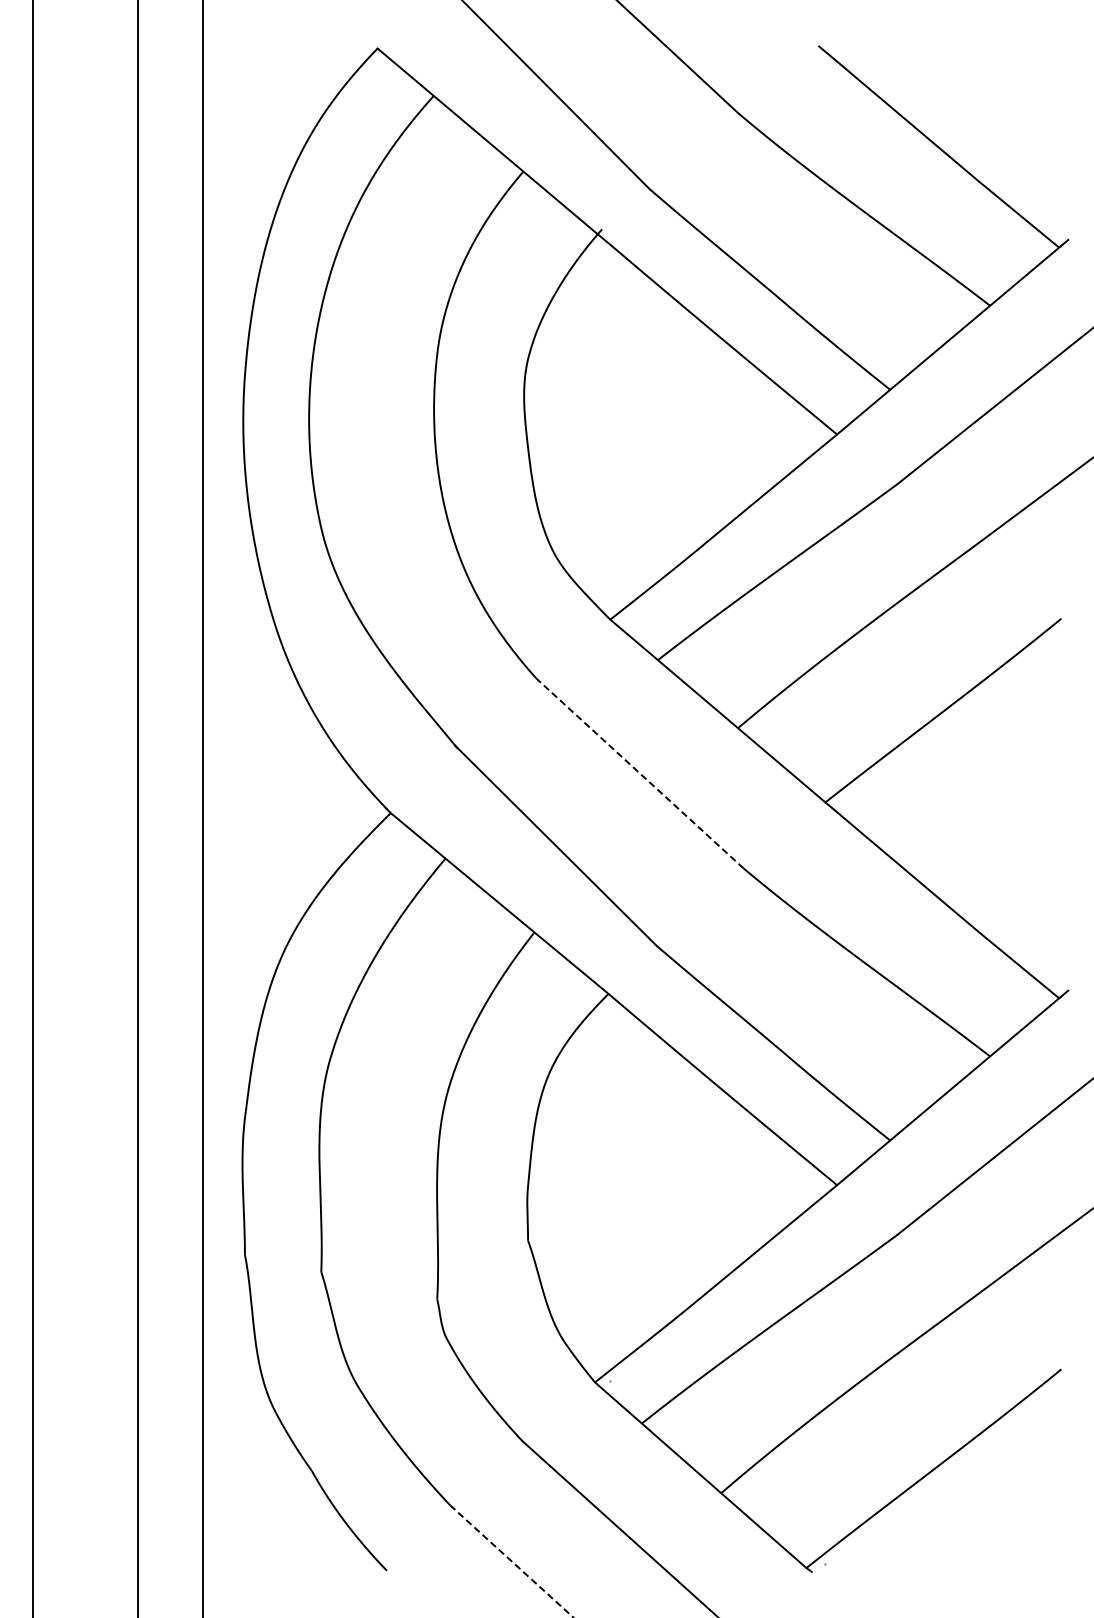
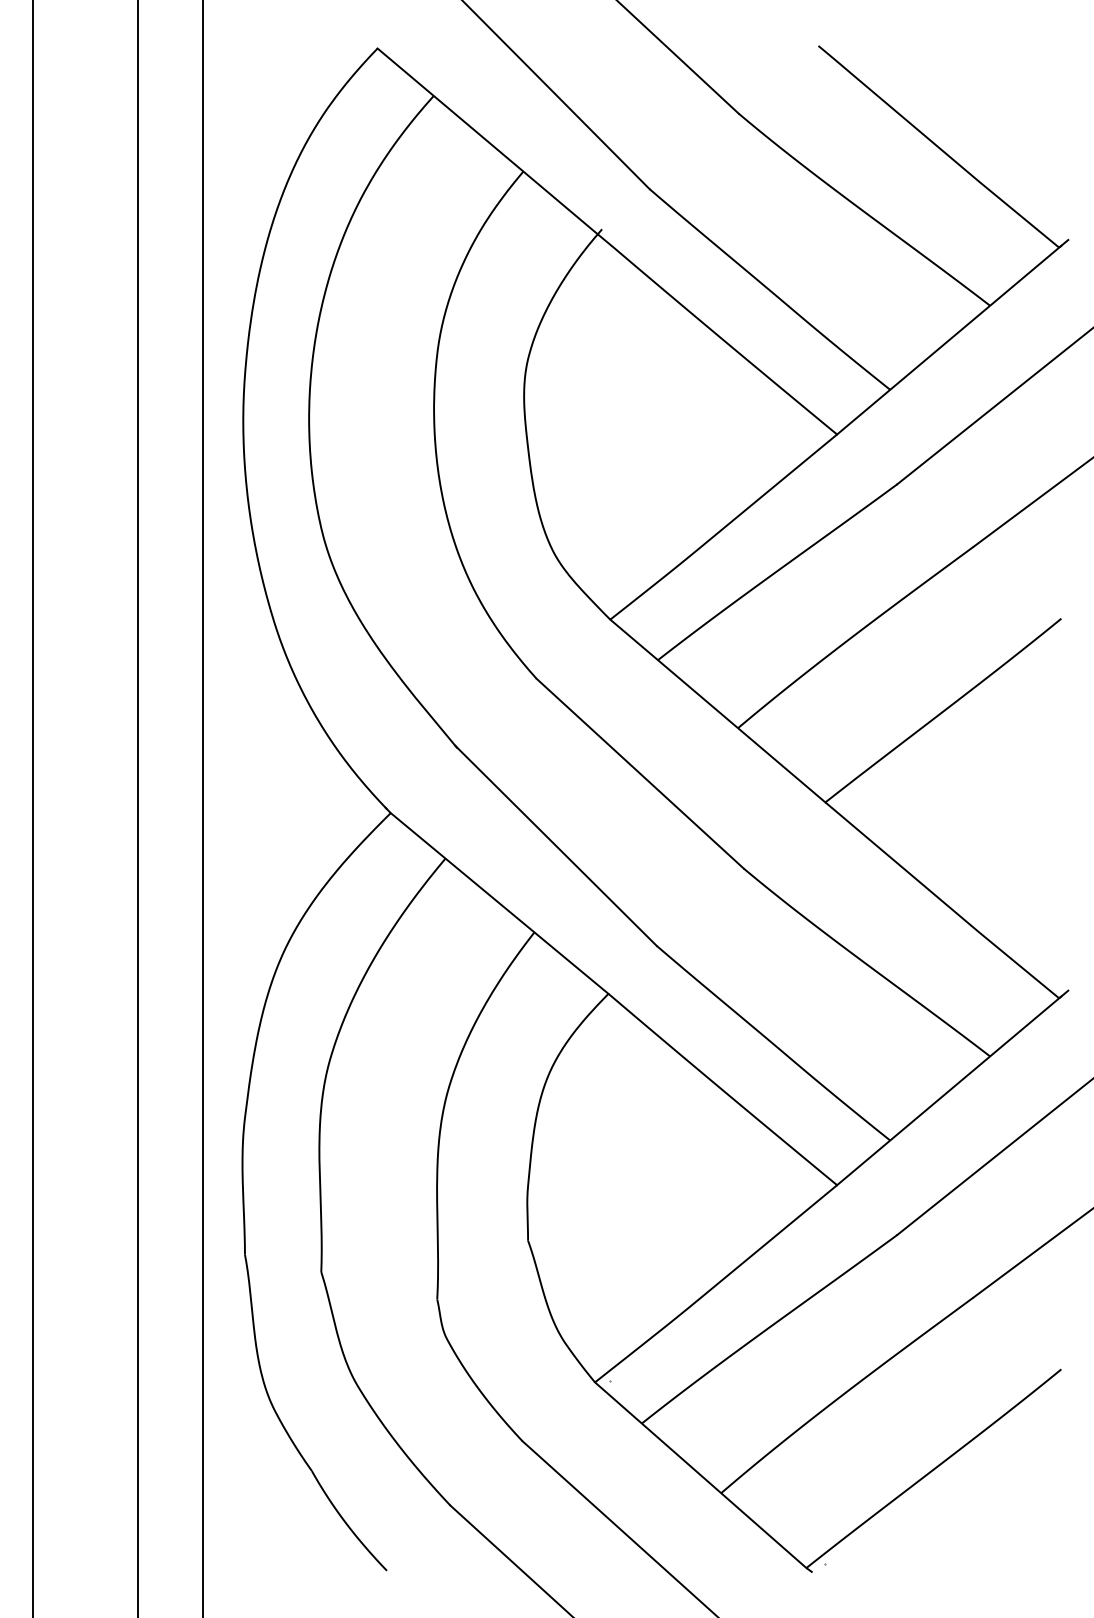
line: dashed -> solid (639, 773)
line: dashed -> solid (511, 1561)
